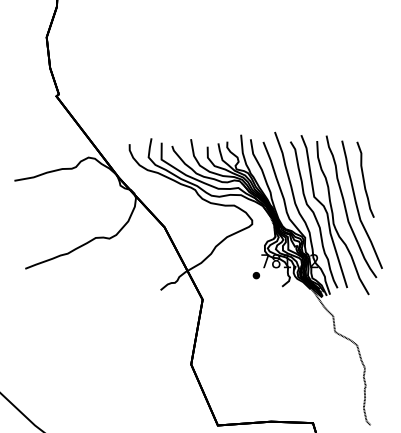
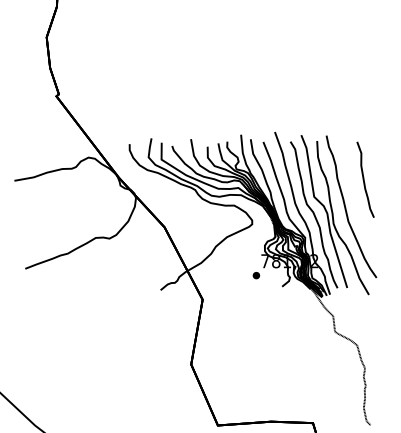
part: present -> none (361, 204)
